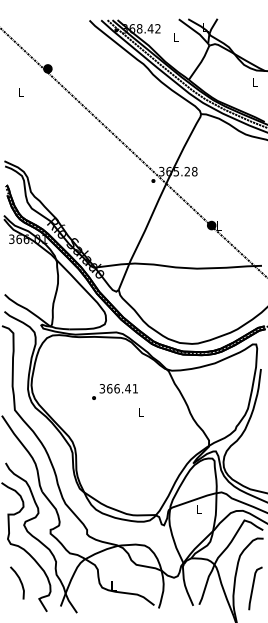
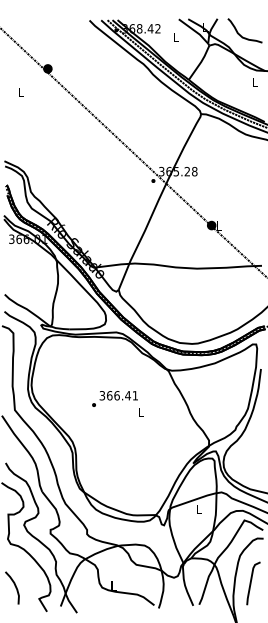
curve: none -> present (240, 34)
text position: (114, 391) -> (114, 398) (114, 398)
curve position: (19, 581) -> (14, 586) (14, 586)
line position: (253, 588) -> (251, 583) (251, 583)
